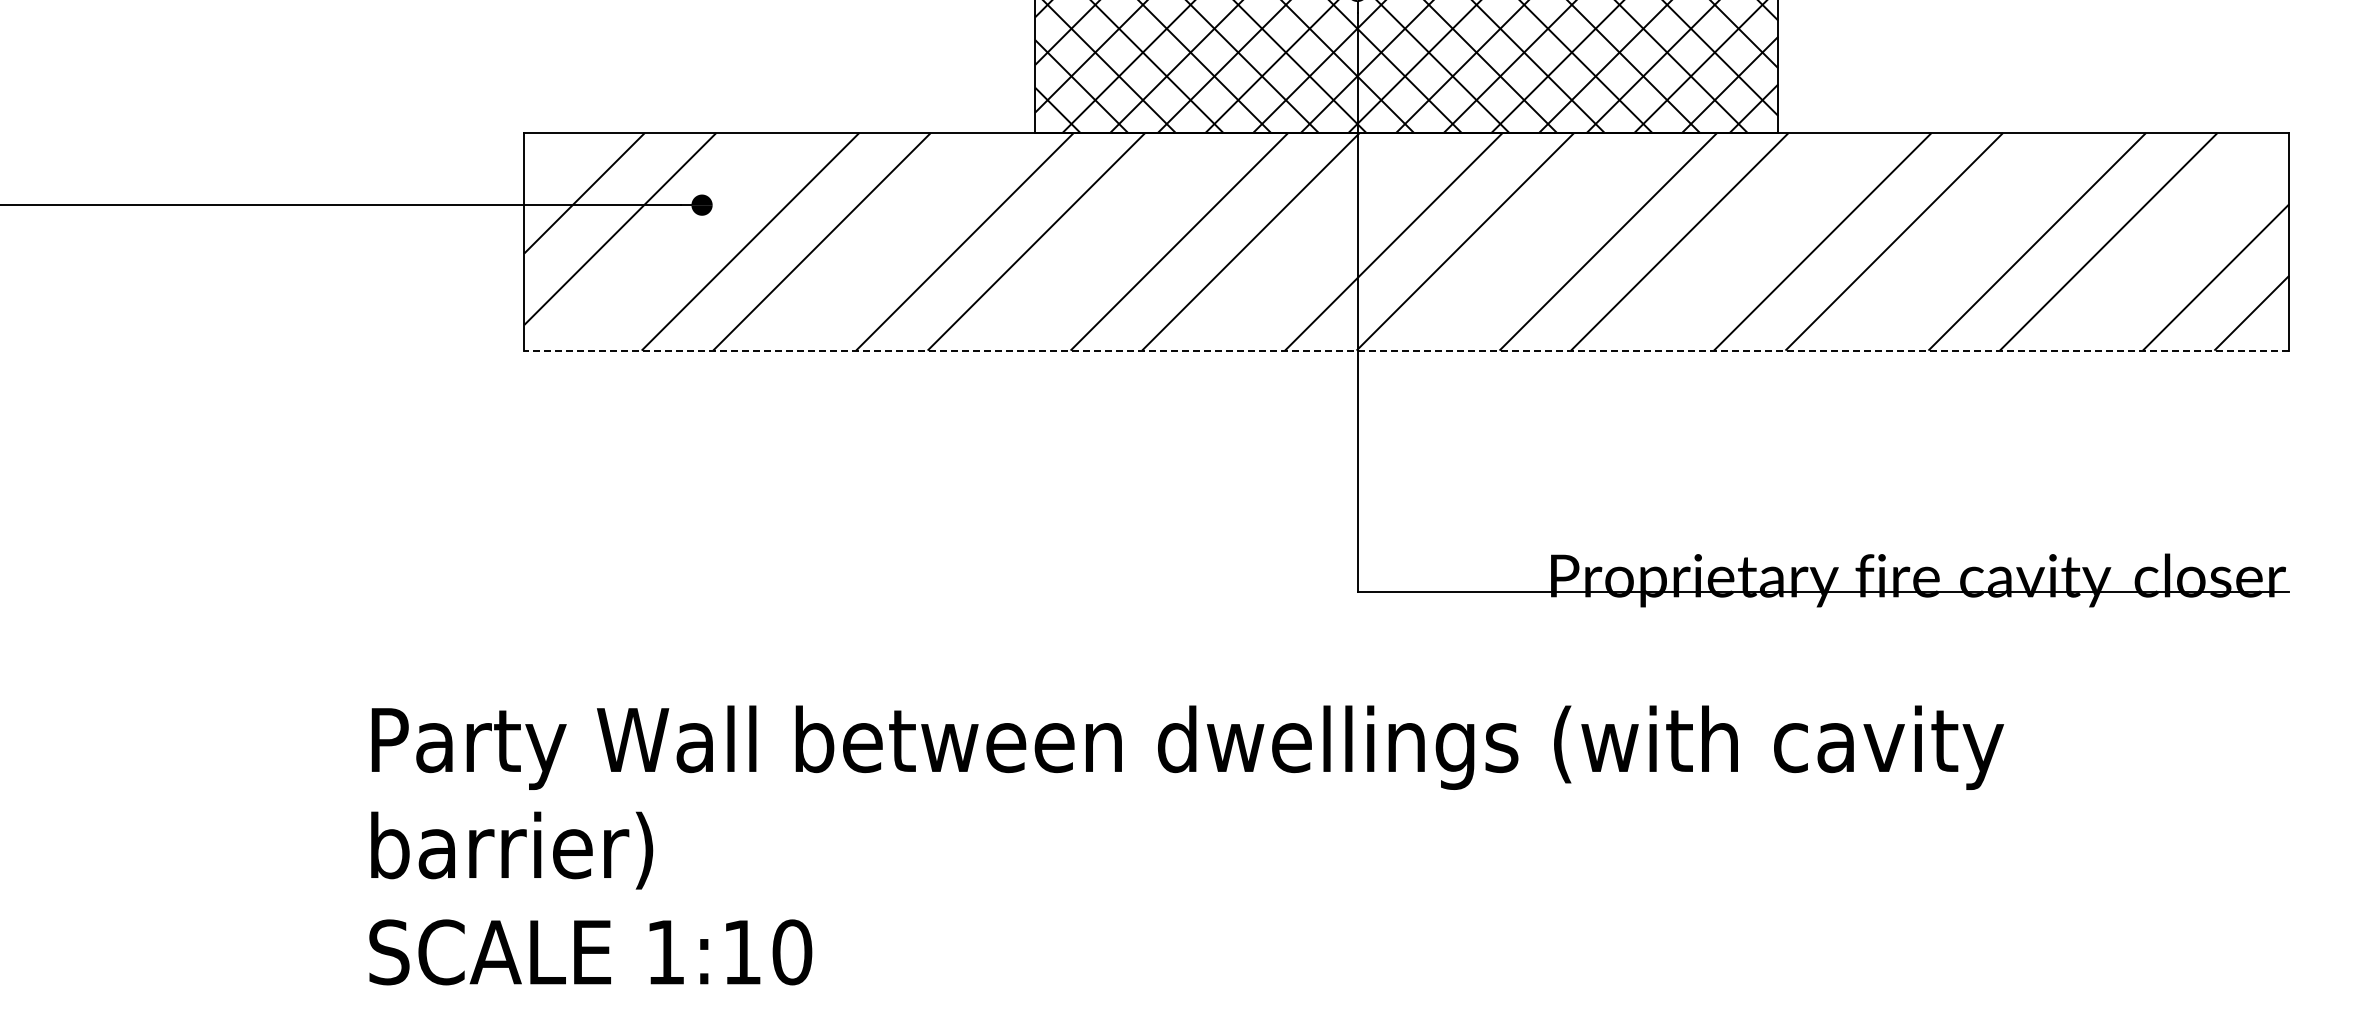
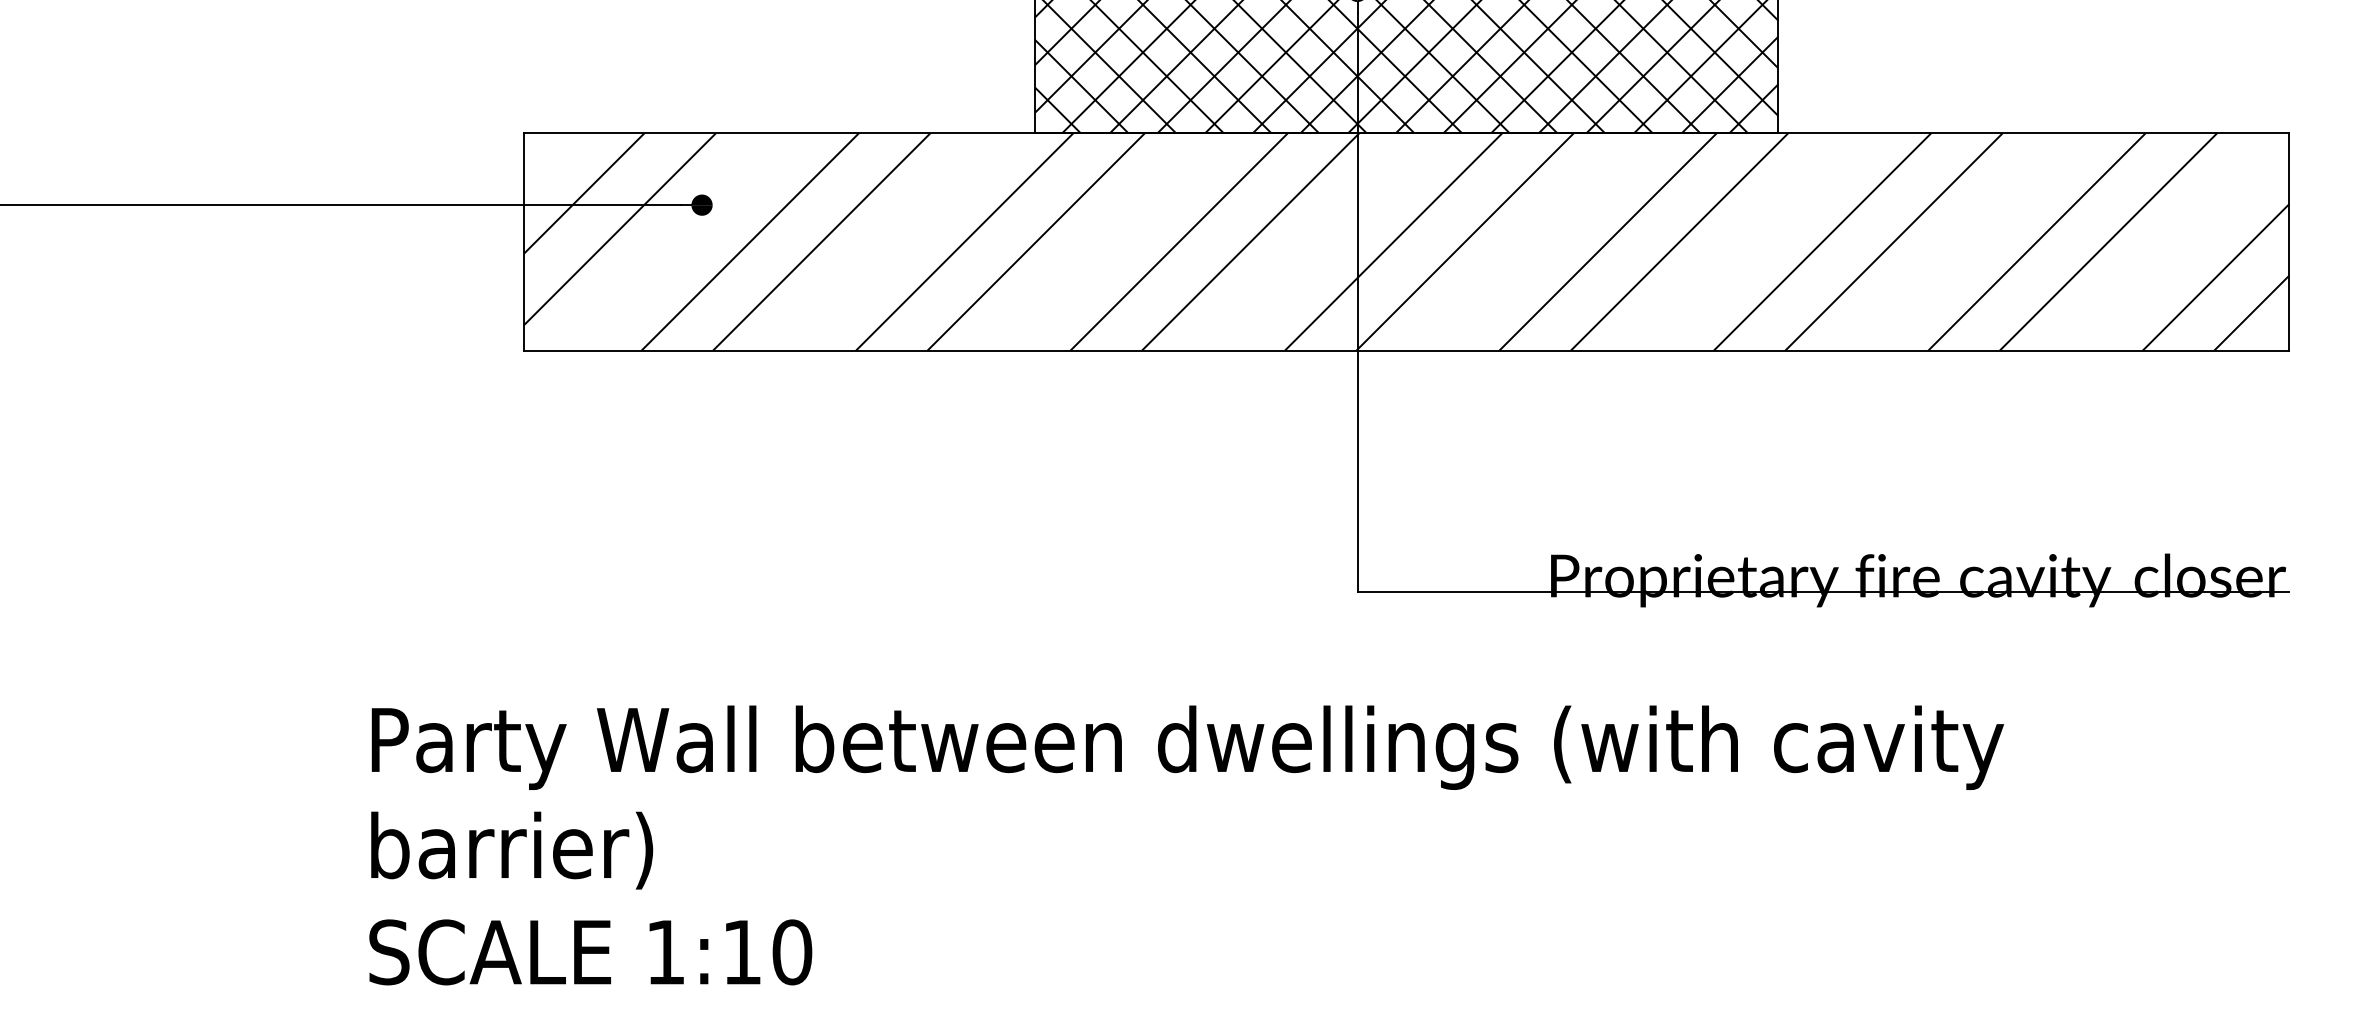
line: dashed -> solid (1406, 350)
